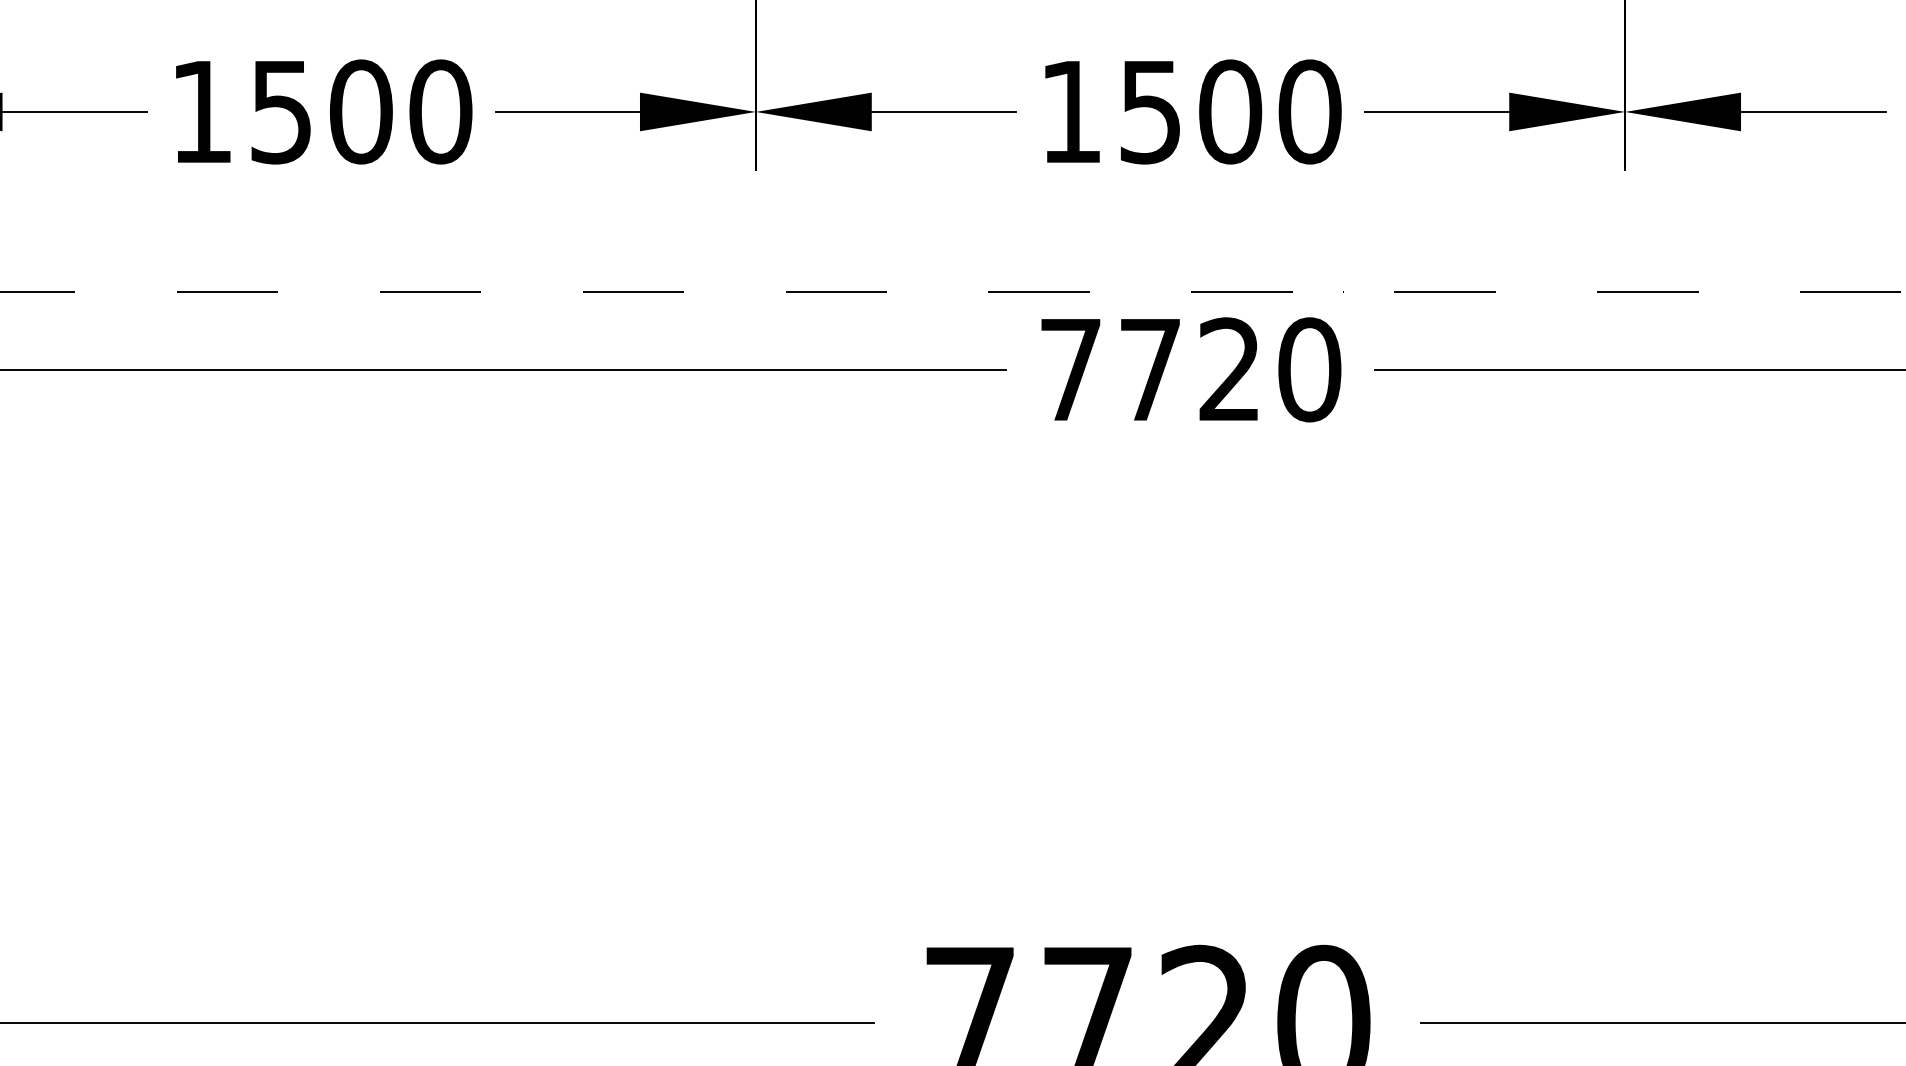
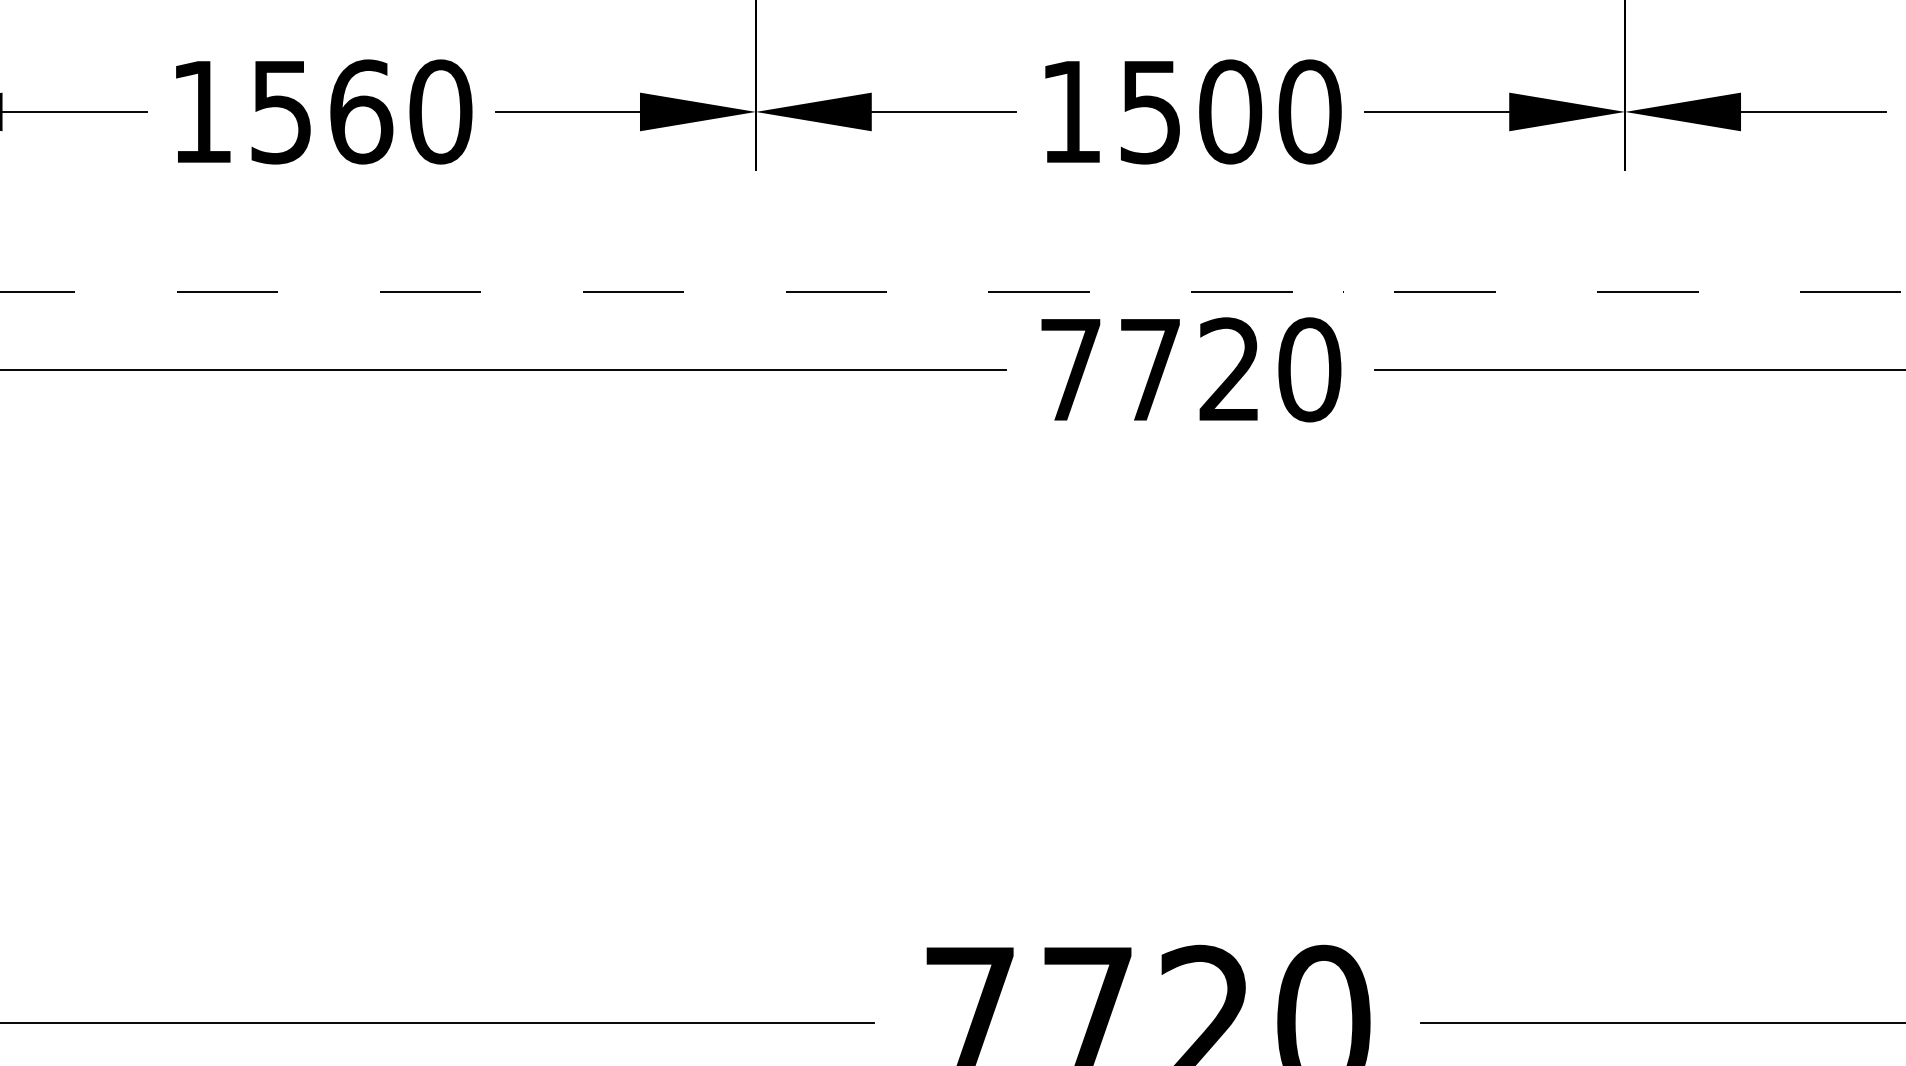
text: 1500 -> 1560 (361, 111)
